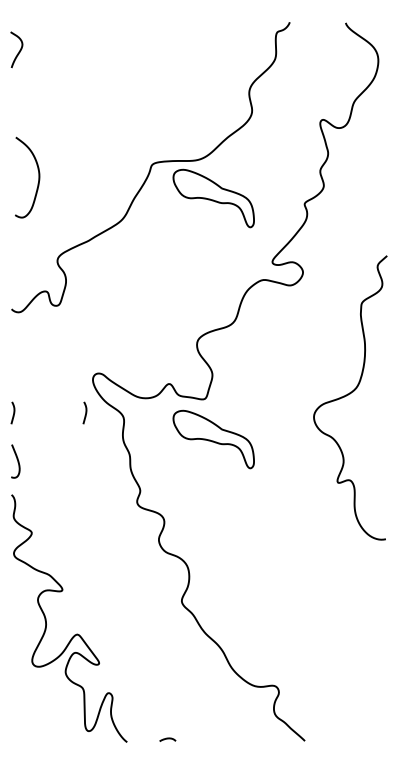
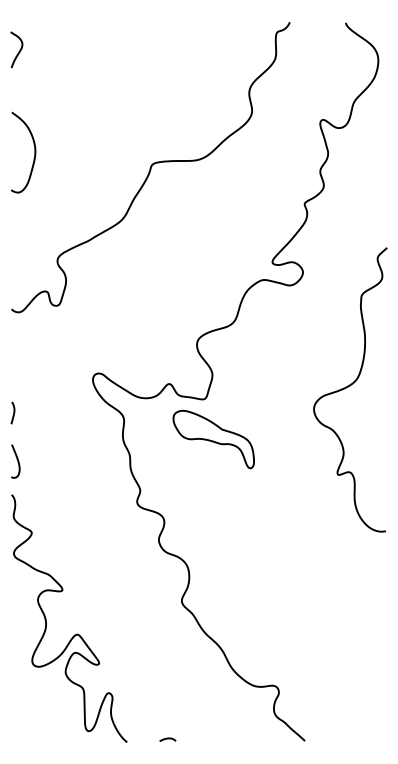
curve position: (38, 177) -> (34, 152) (34, 152)
part: present -> none (213, 198)
curve position: (348, 395) -> (348, 387) (348, 387)
curve: present -> none (85, 412)
